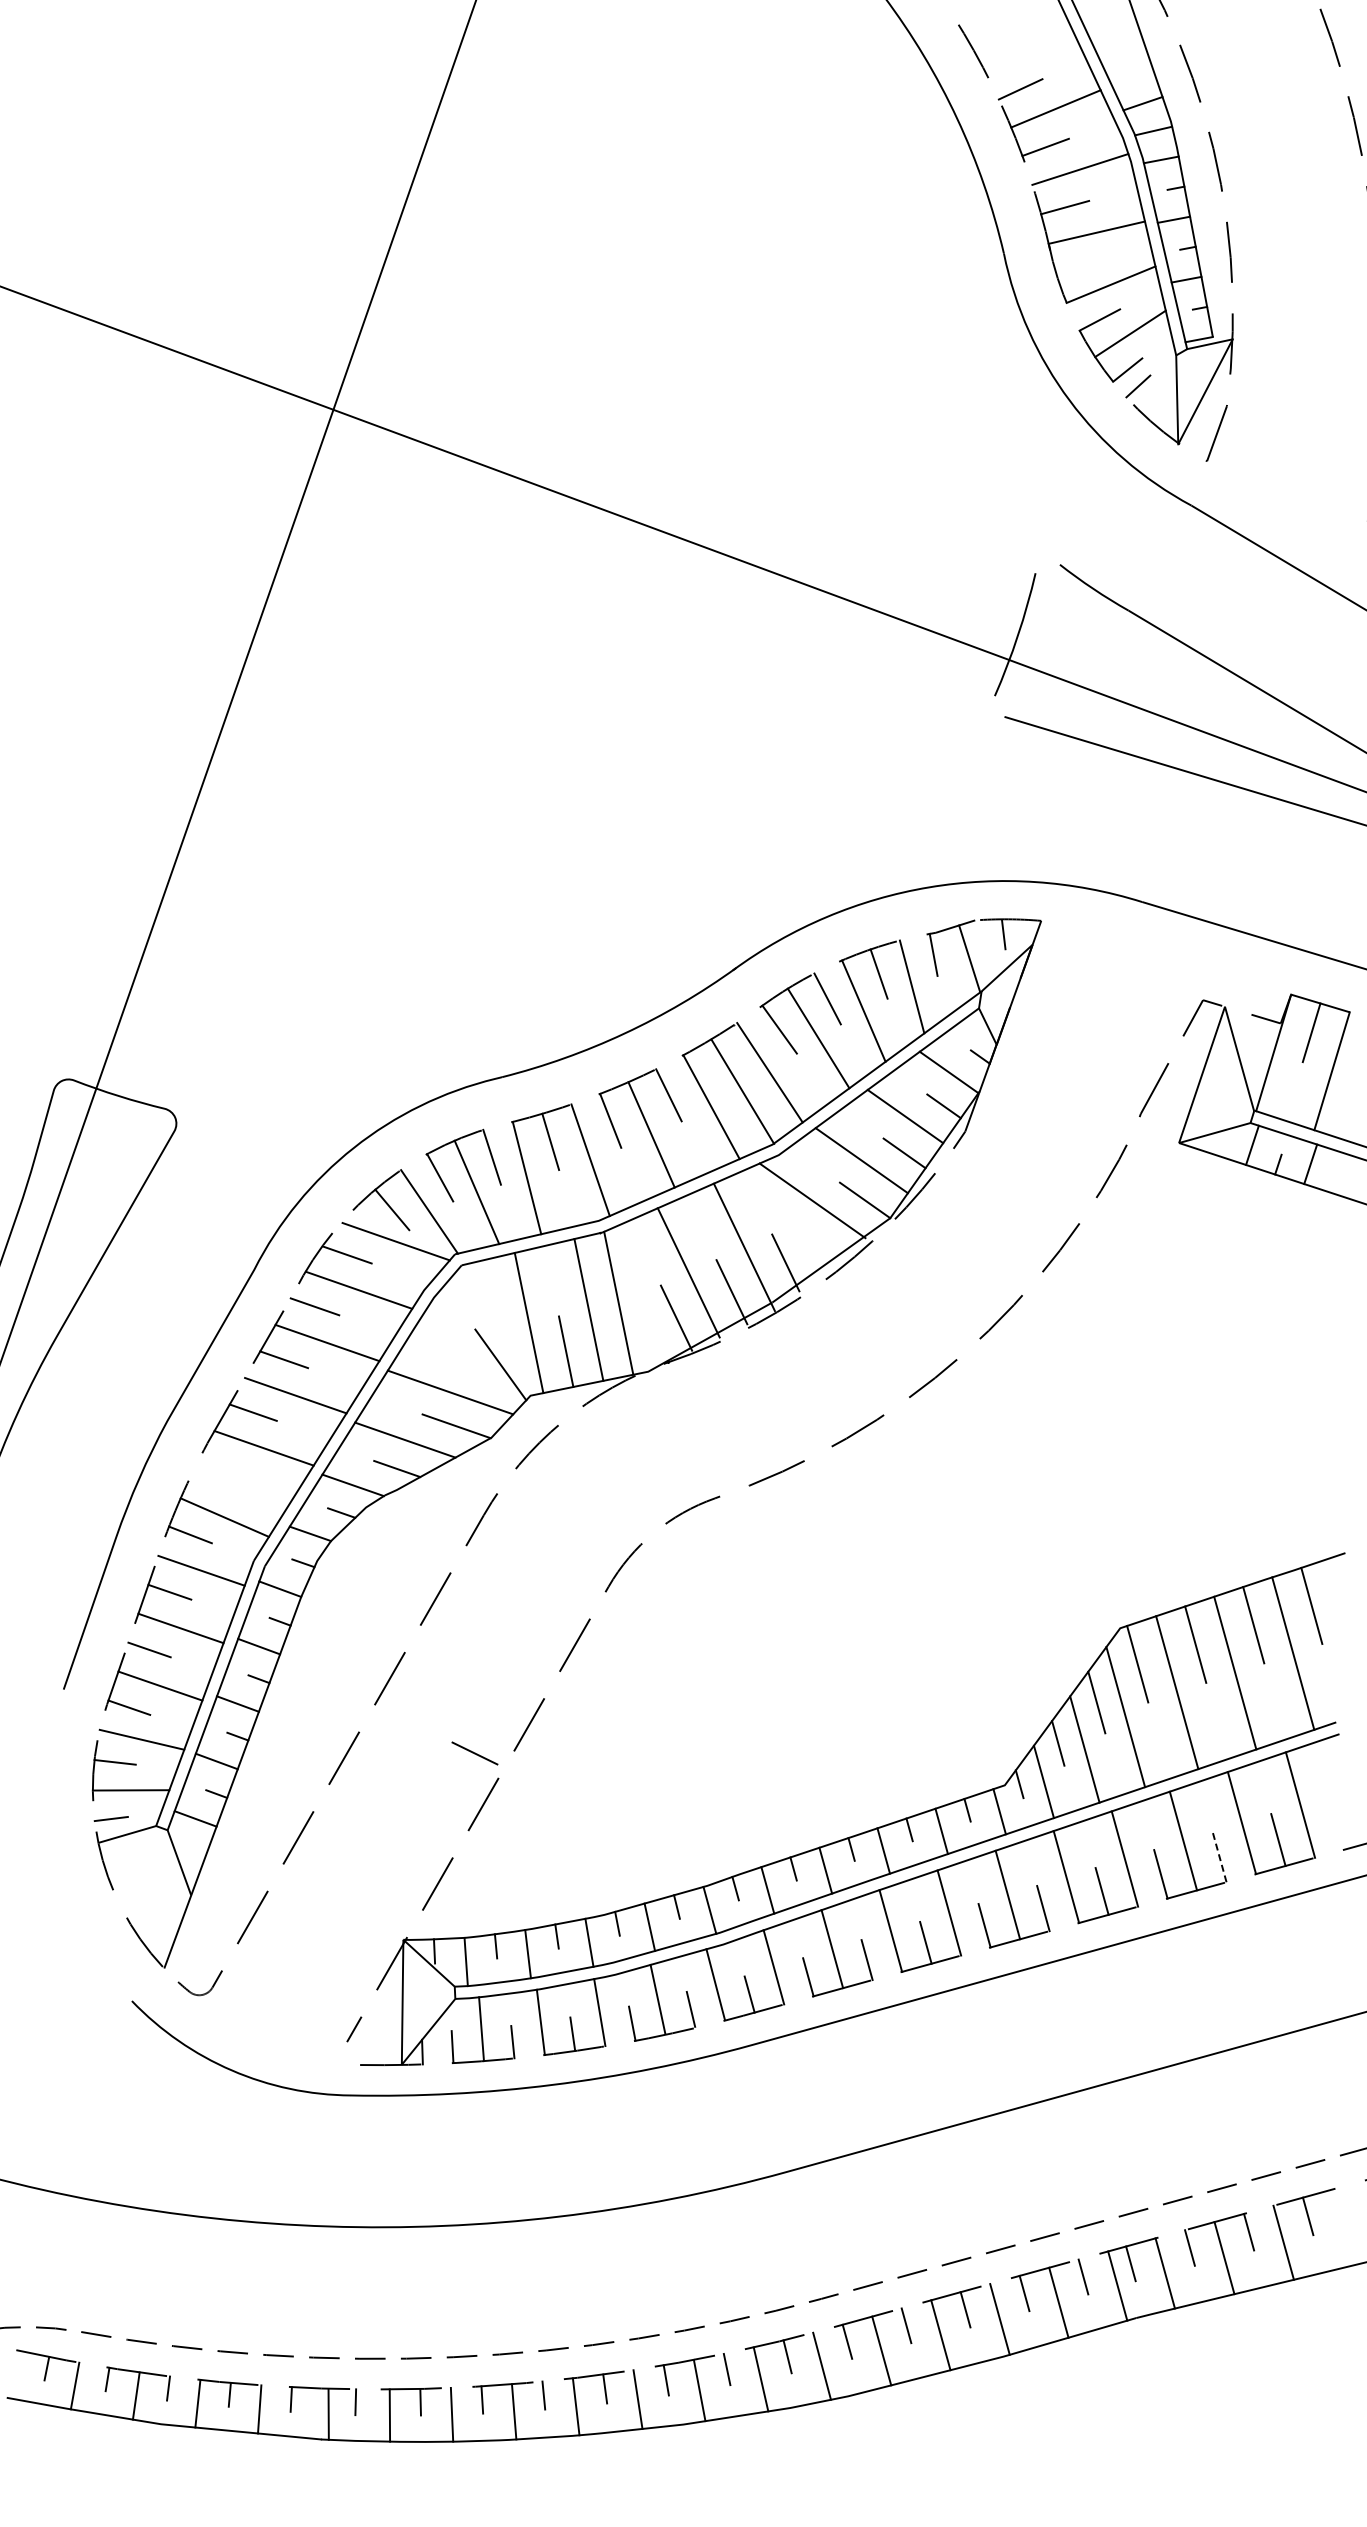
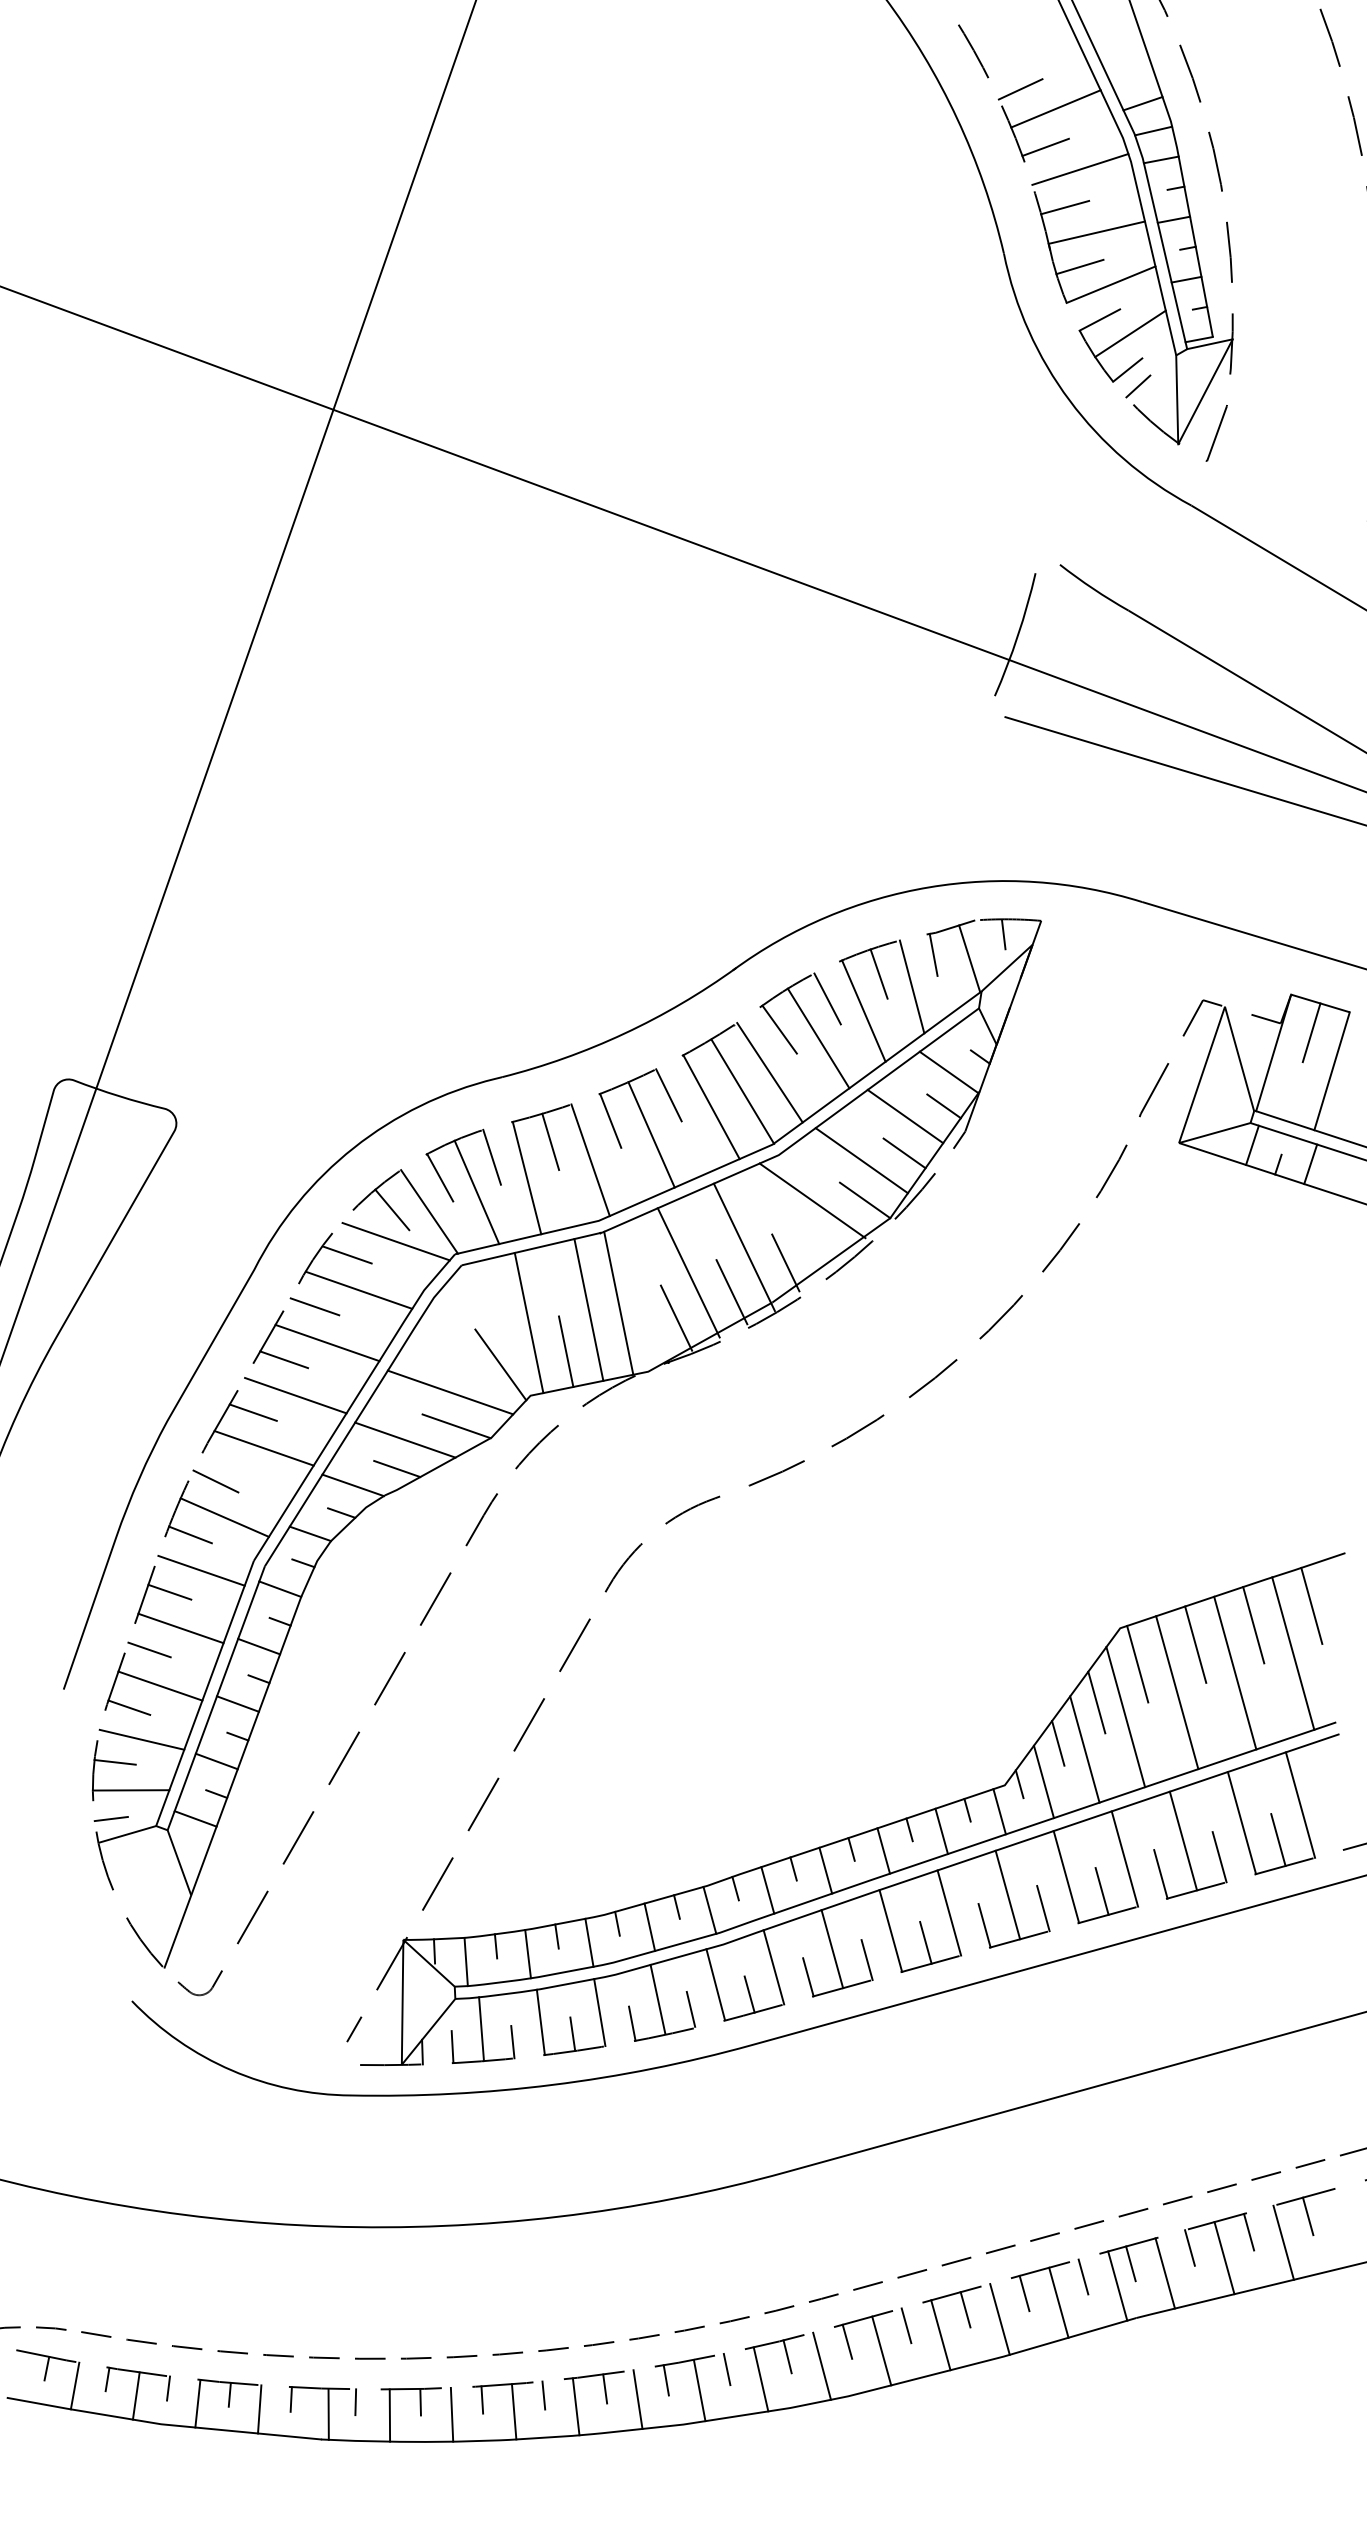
line: none -> present (1079, 266)
line position: (474, 1753) -> (215, 1481) (215, 1481)
line: dashed -> solid (1219, 1856)
